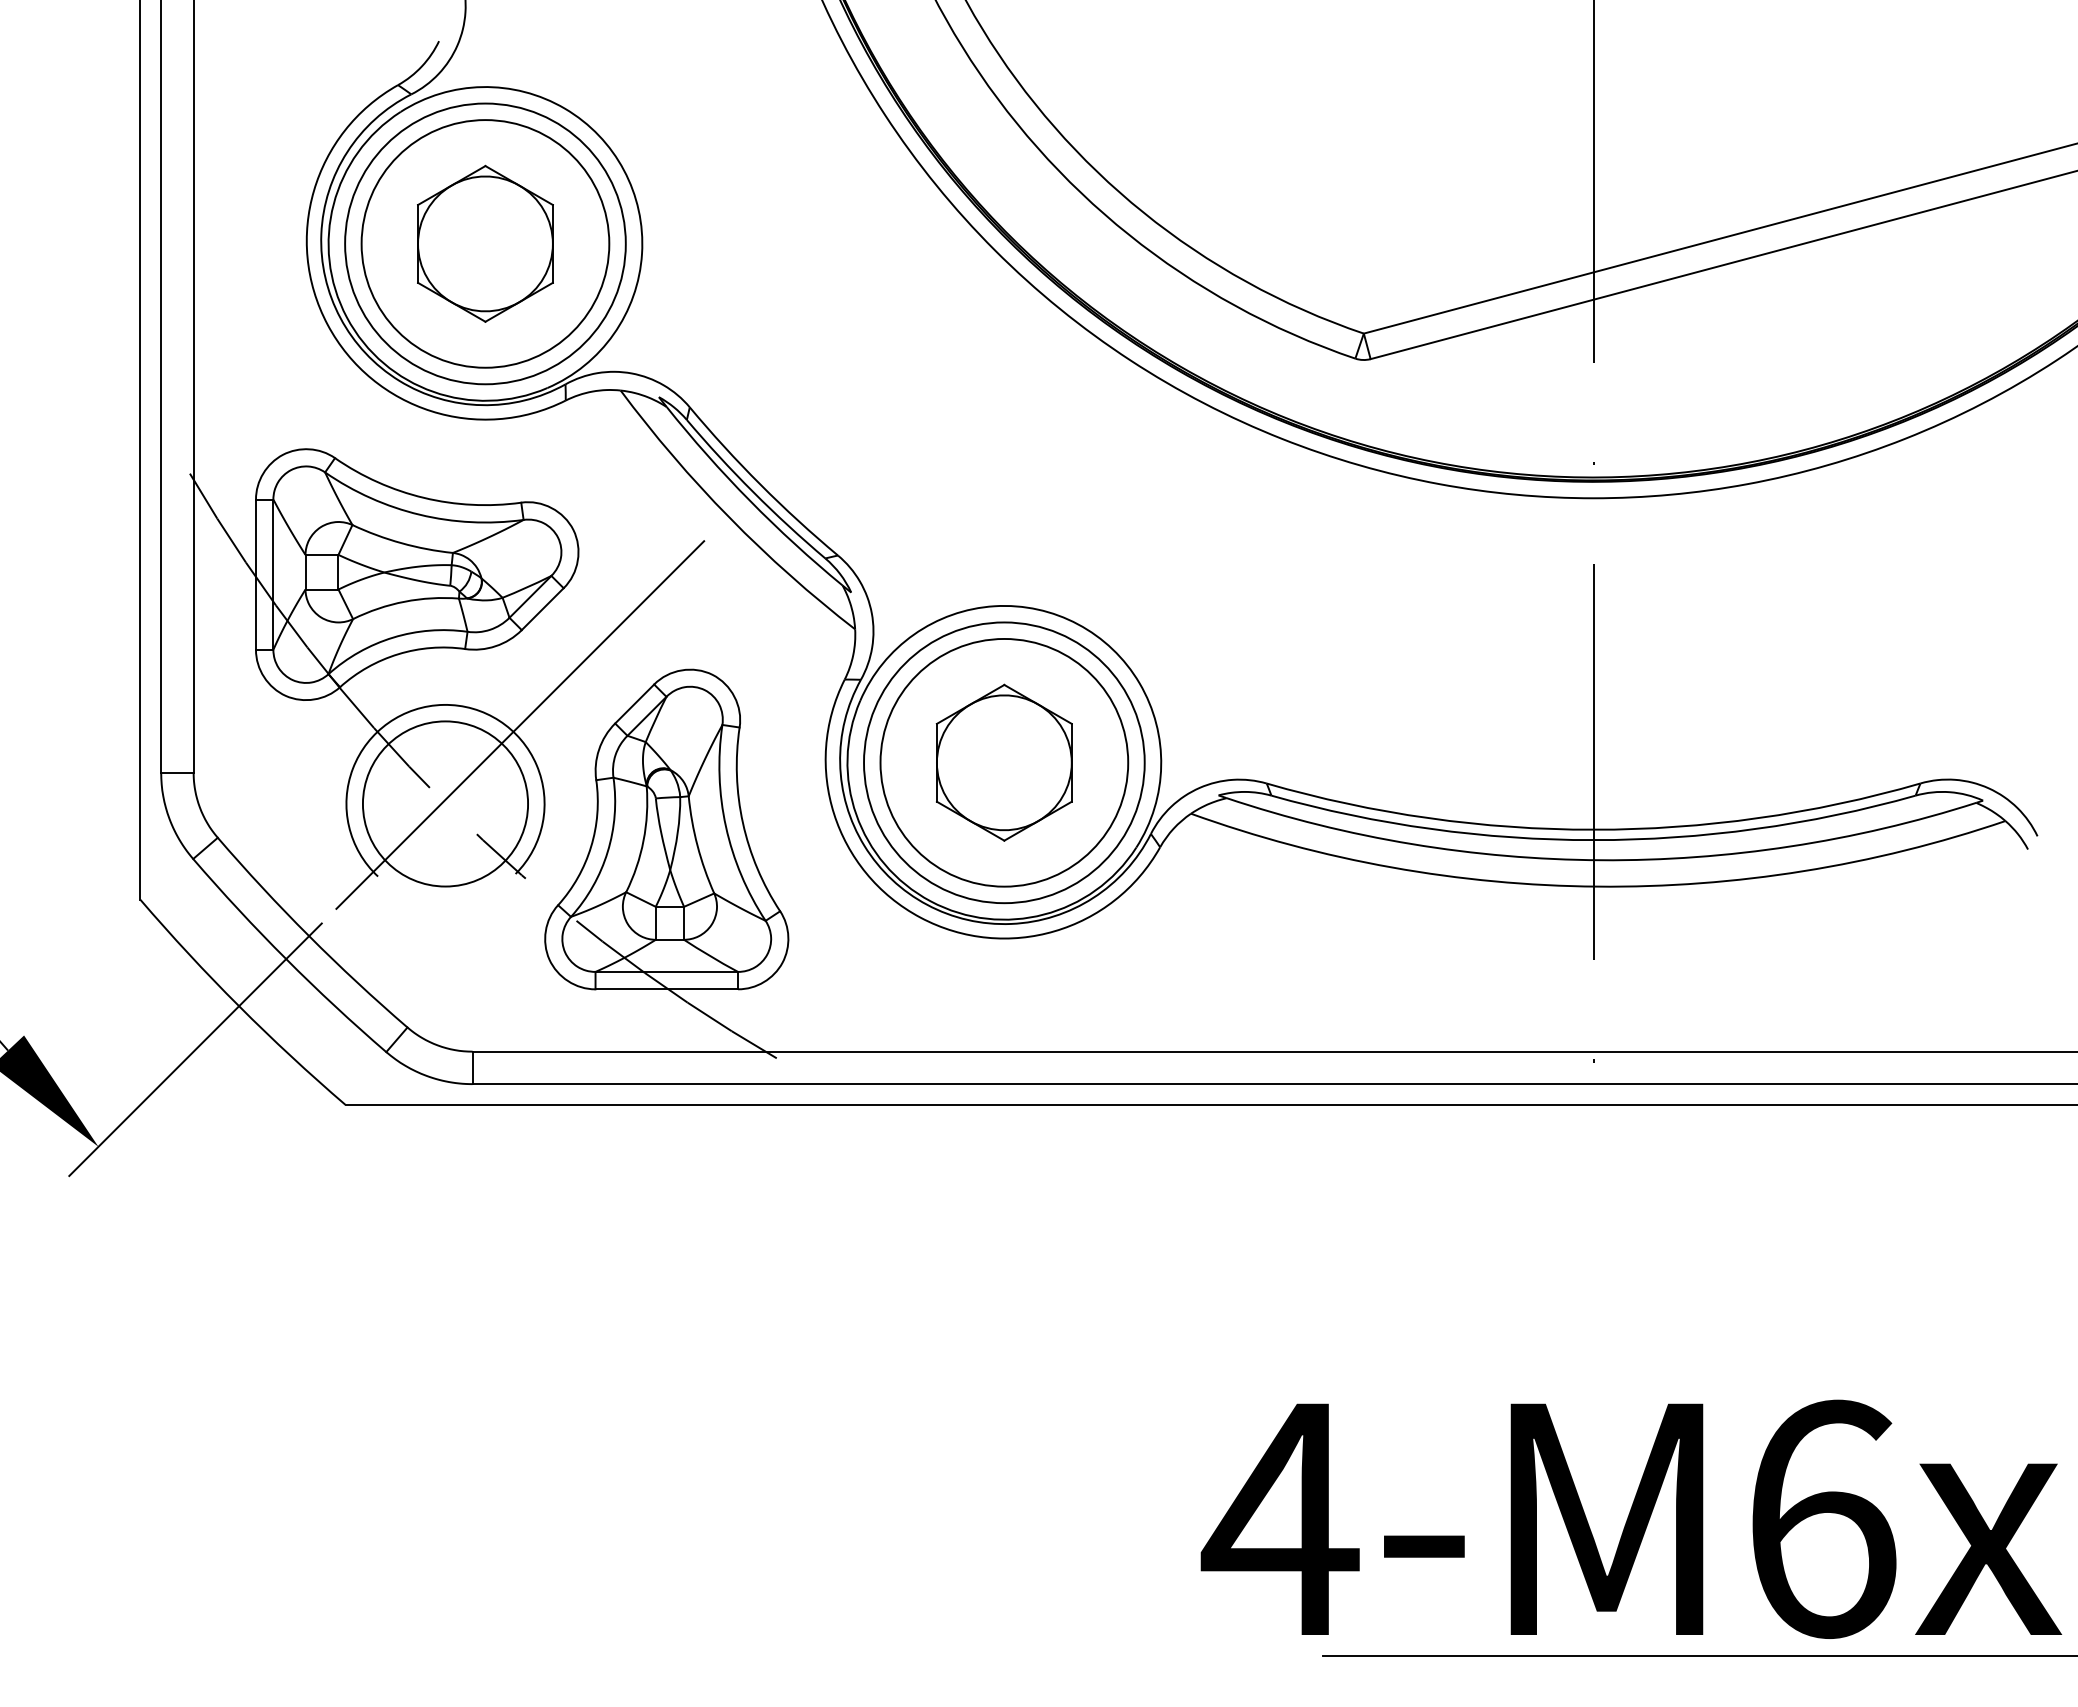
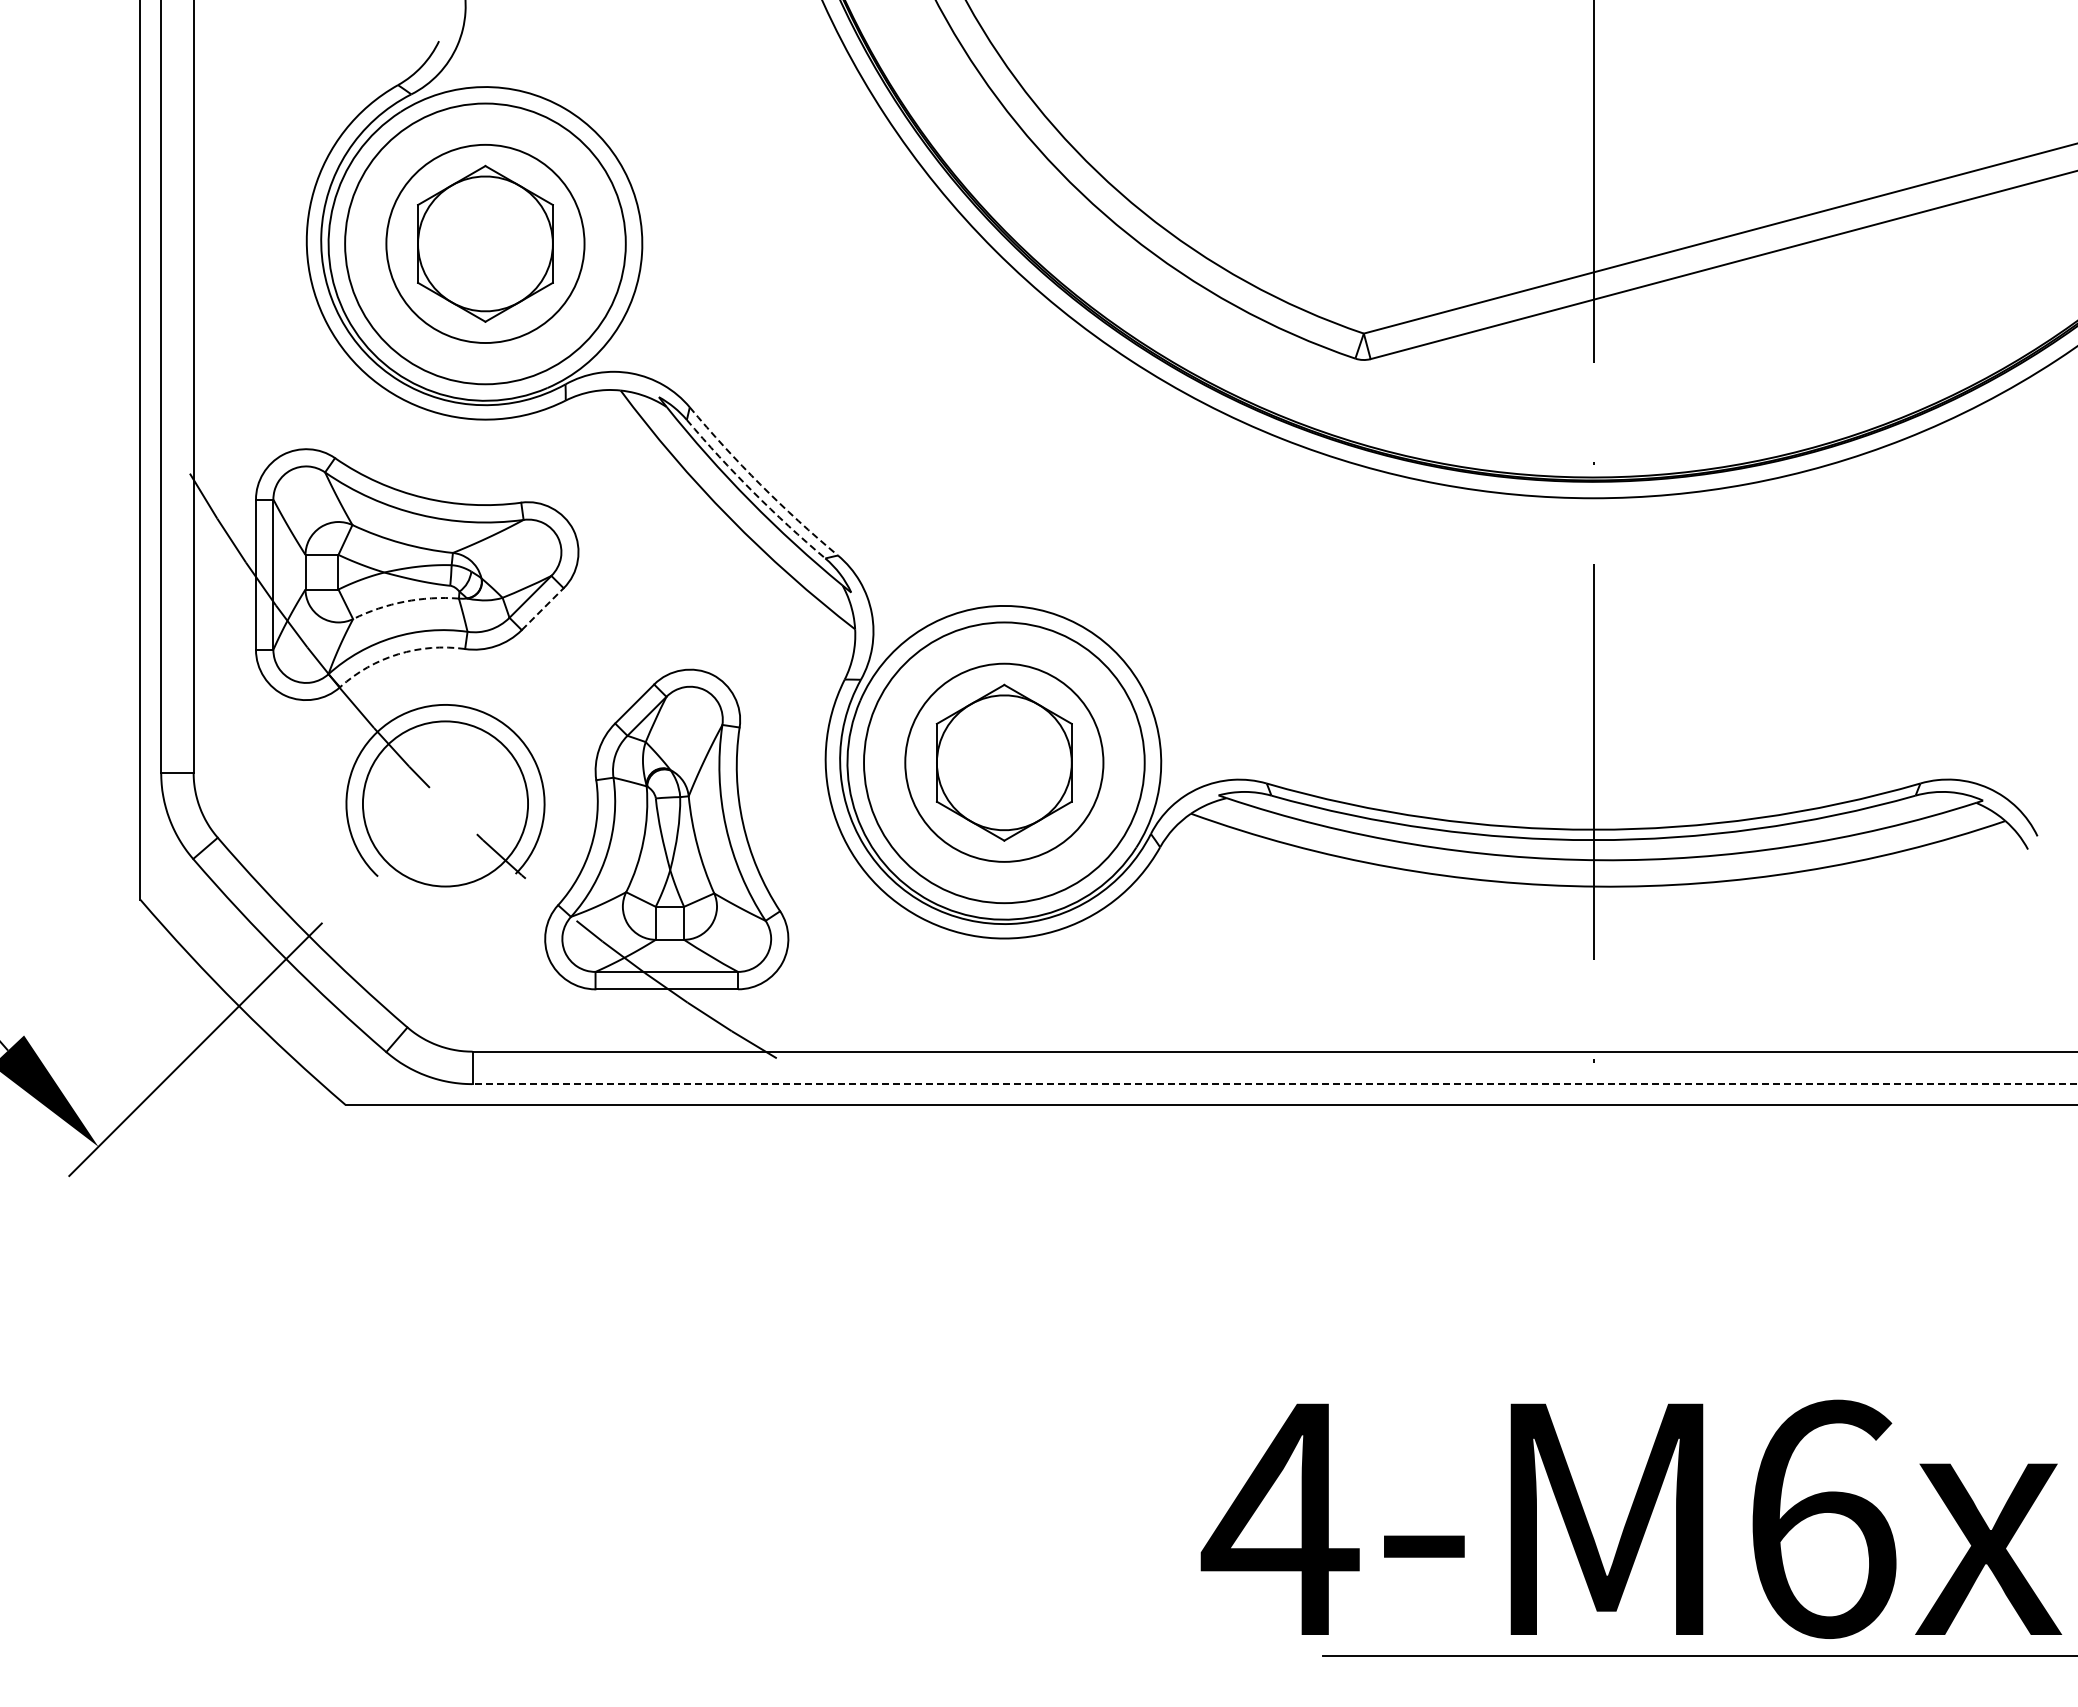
circle diameter: 248 px -> 198 px (485, 243)
arc: solid -> dashed (760, 484)
arc: solid -> dashed (753, 492)
arc: solid -> dashed (404, 601)
line: solid -> dashed (542, 609)
arc: solid -> dashed (398, 654)
line: present -> none (520, 724)
circle diameter: 248 px -> 198 px (1004, 762)
line: solid -> dashed (1274, 1084)
